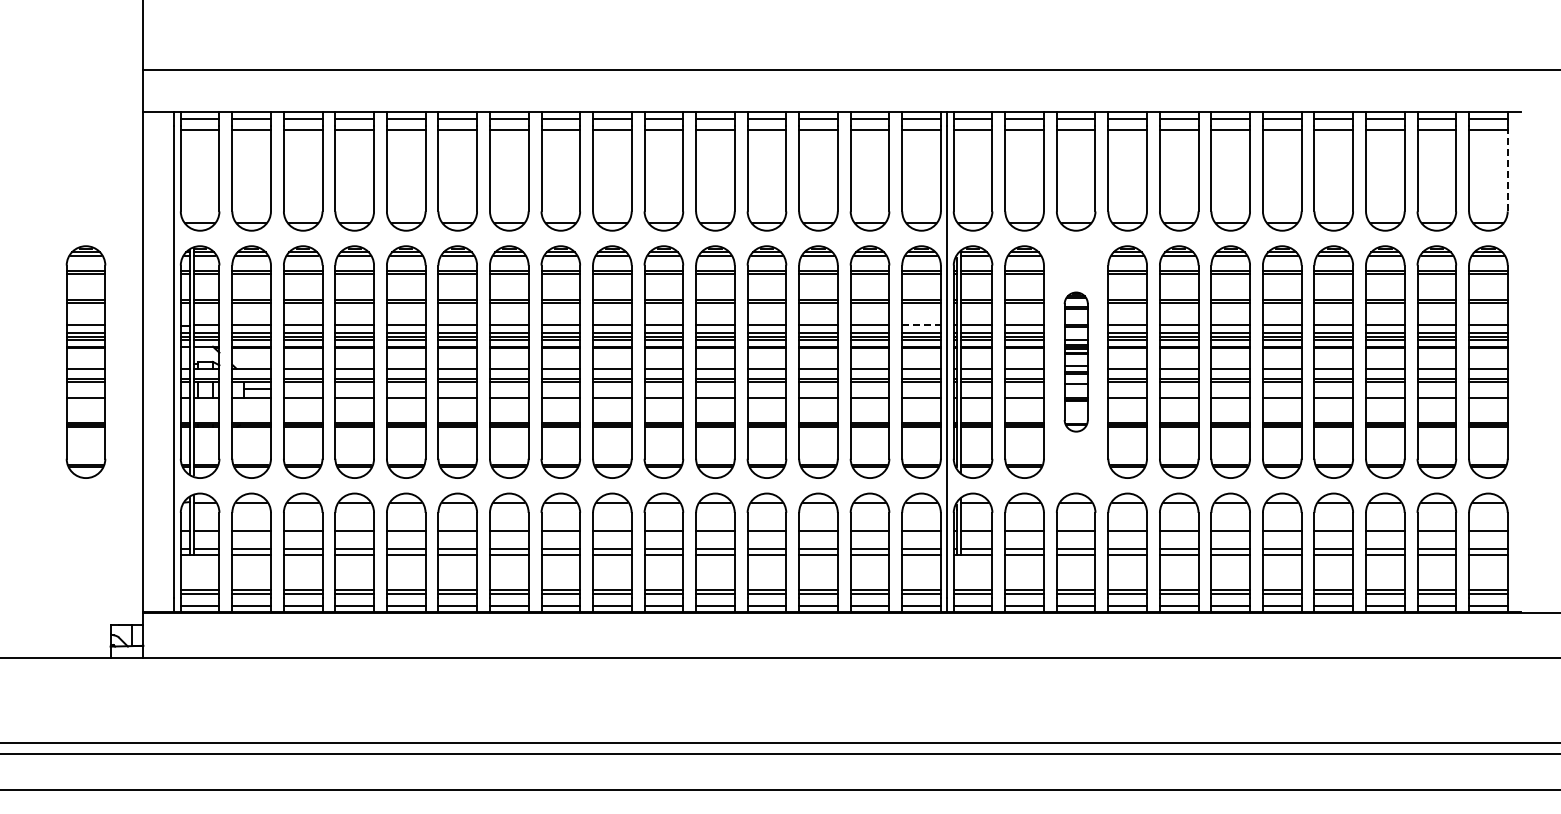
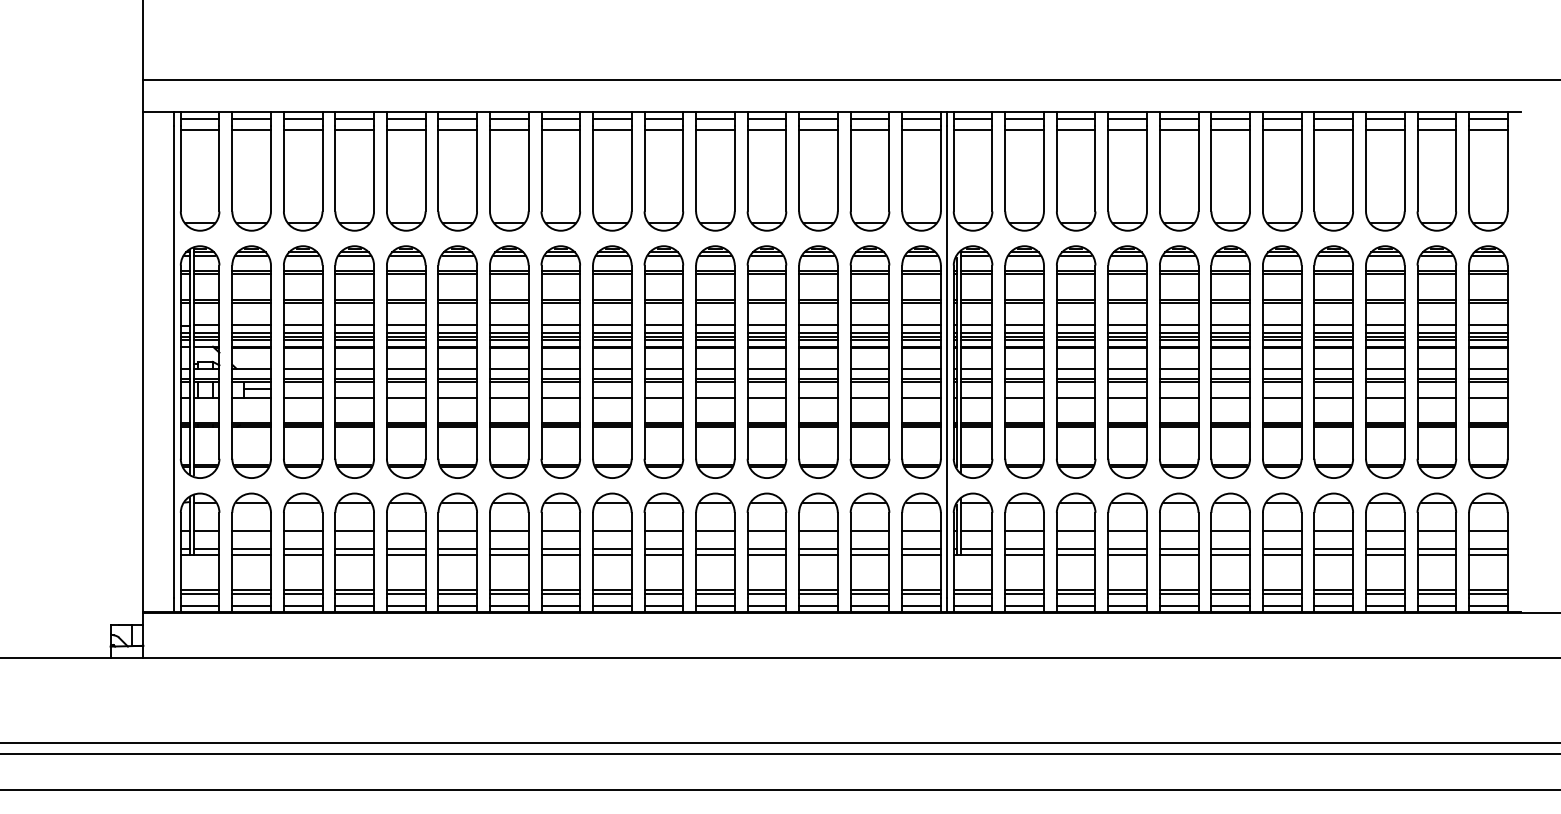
line position: (850, 70) -> (850, 80) (850, 80)
line: dashed -> solid (1507, 168)
line: dashed -> solid (922, 325)
part: present -> none (85, 361)
part size: 26x142 px -> 41x234 px (1076, 361)
